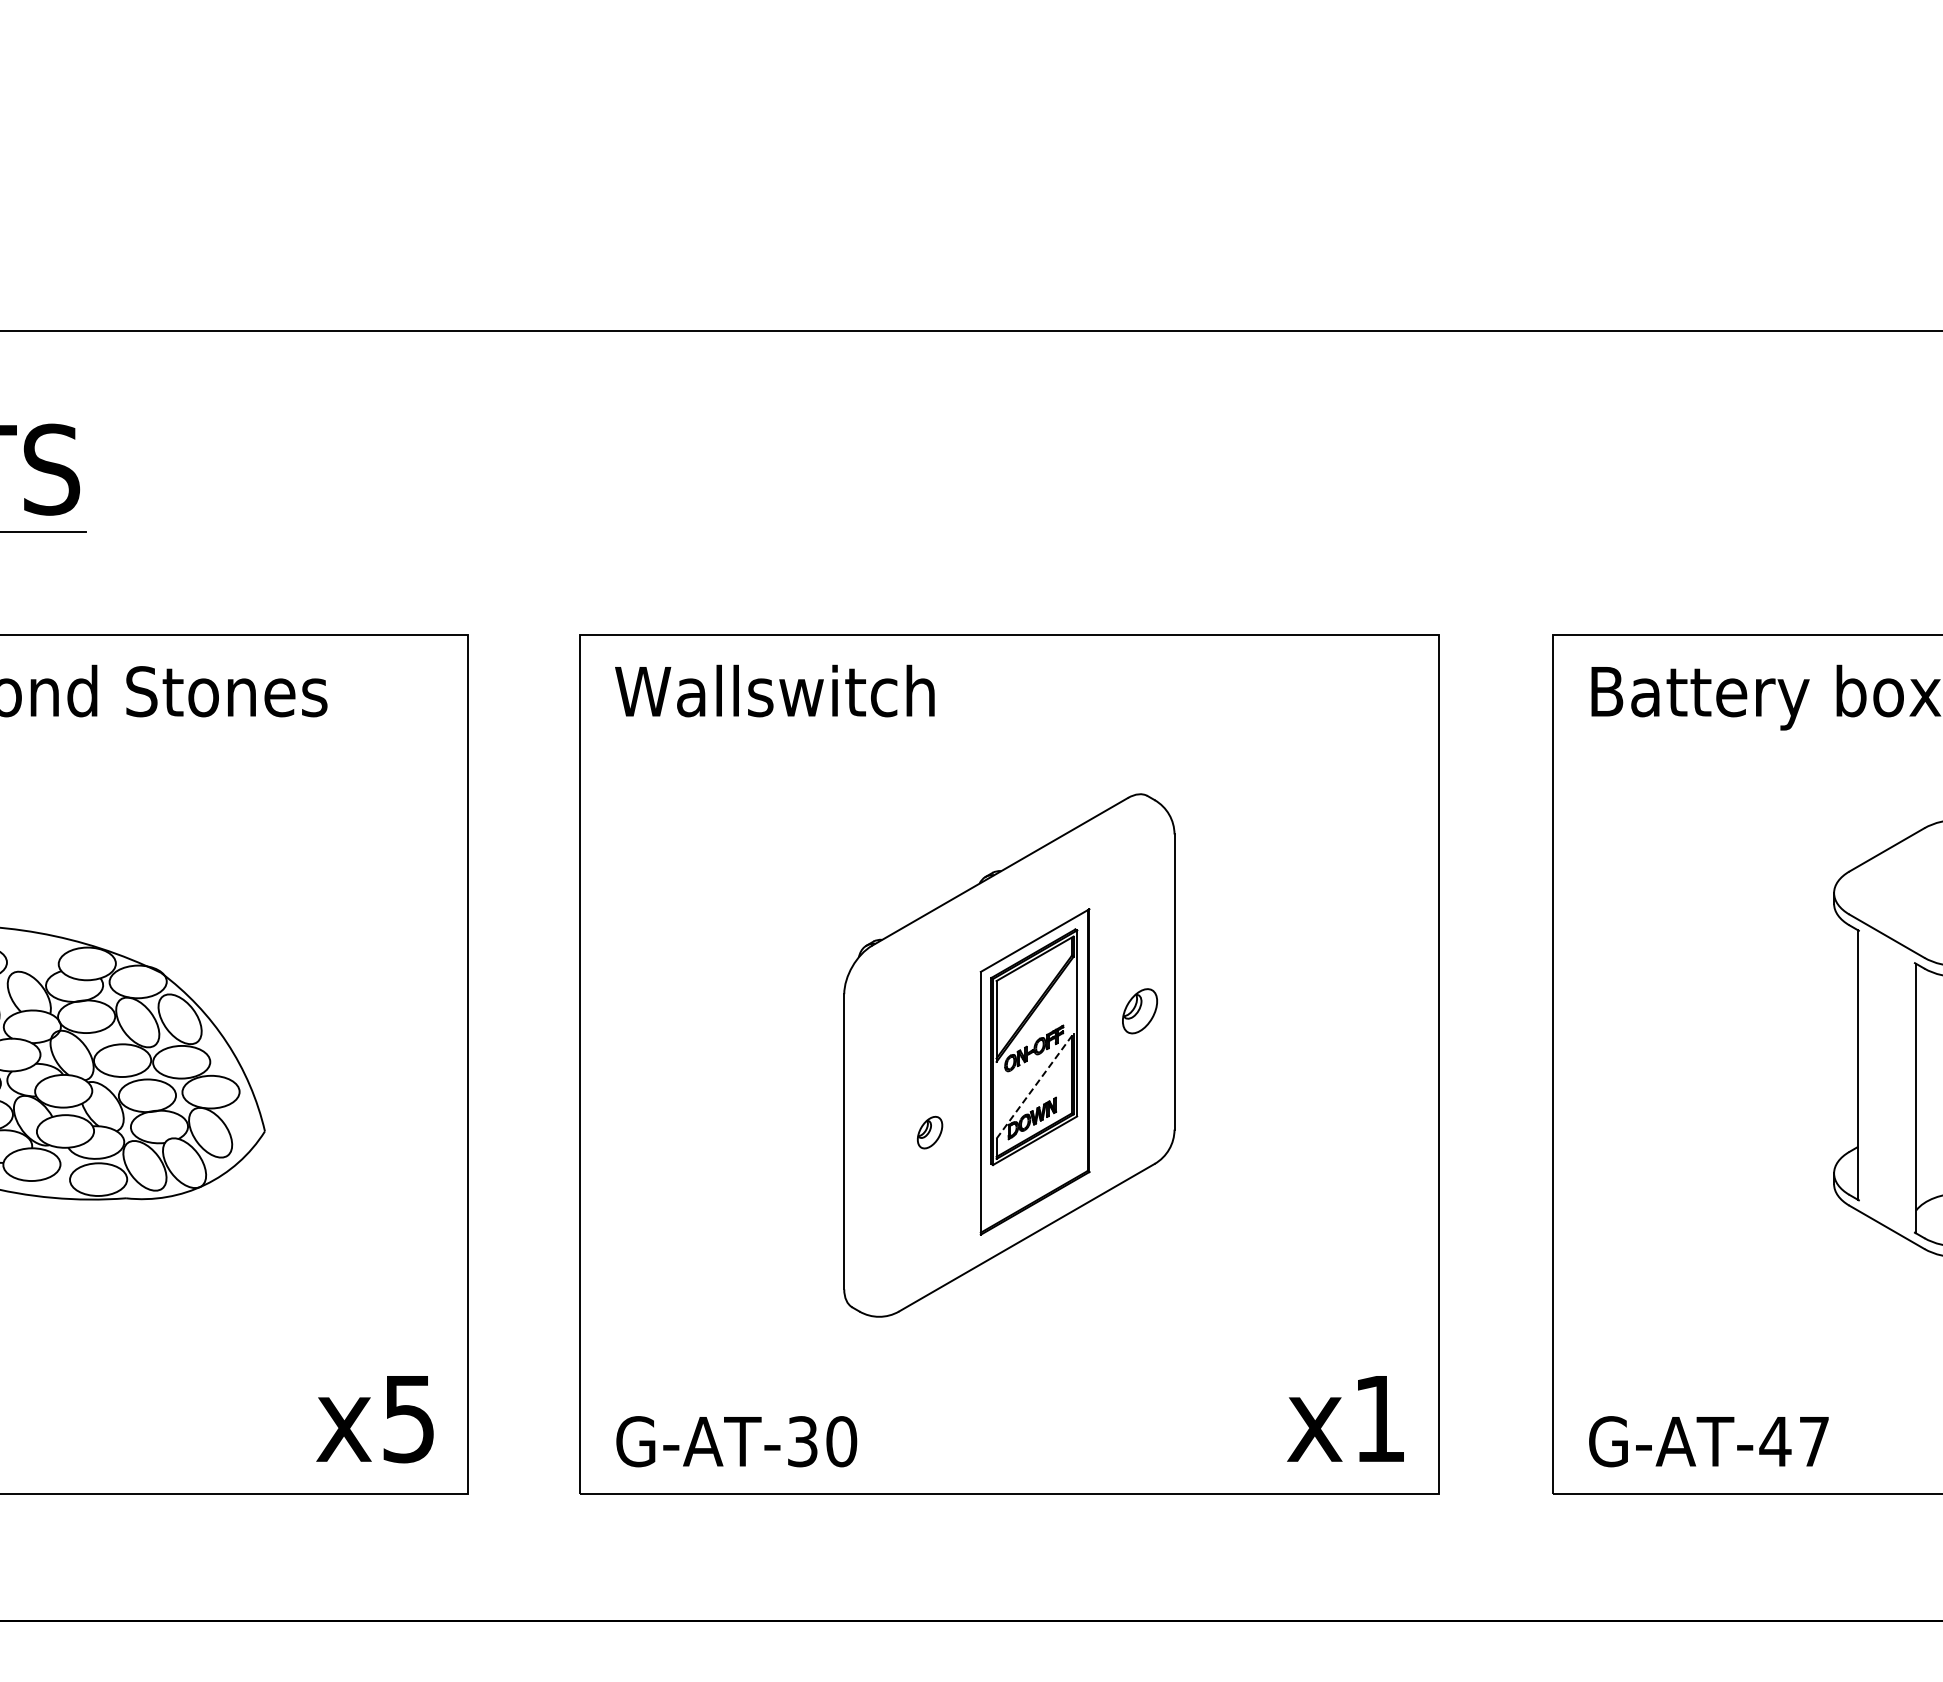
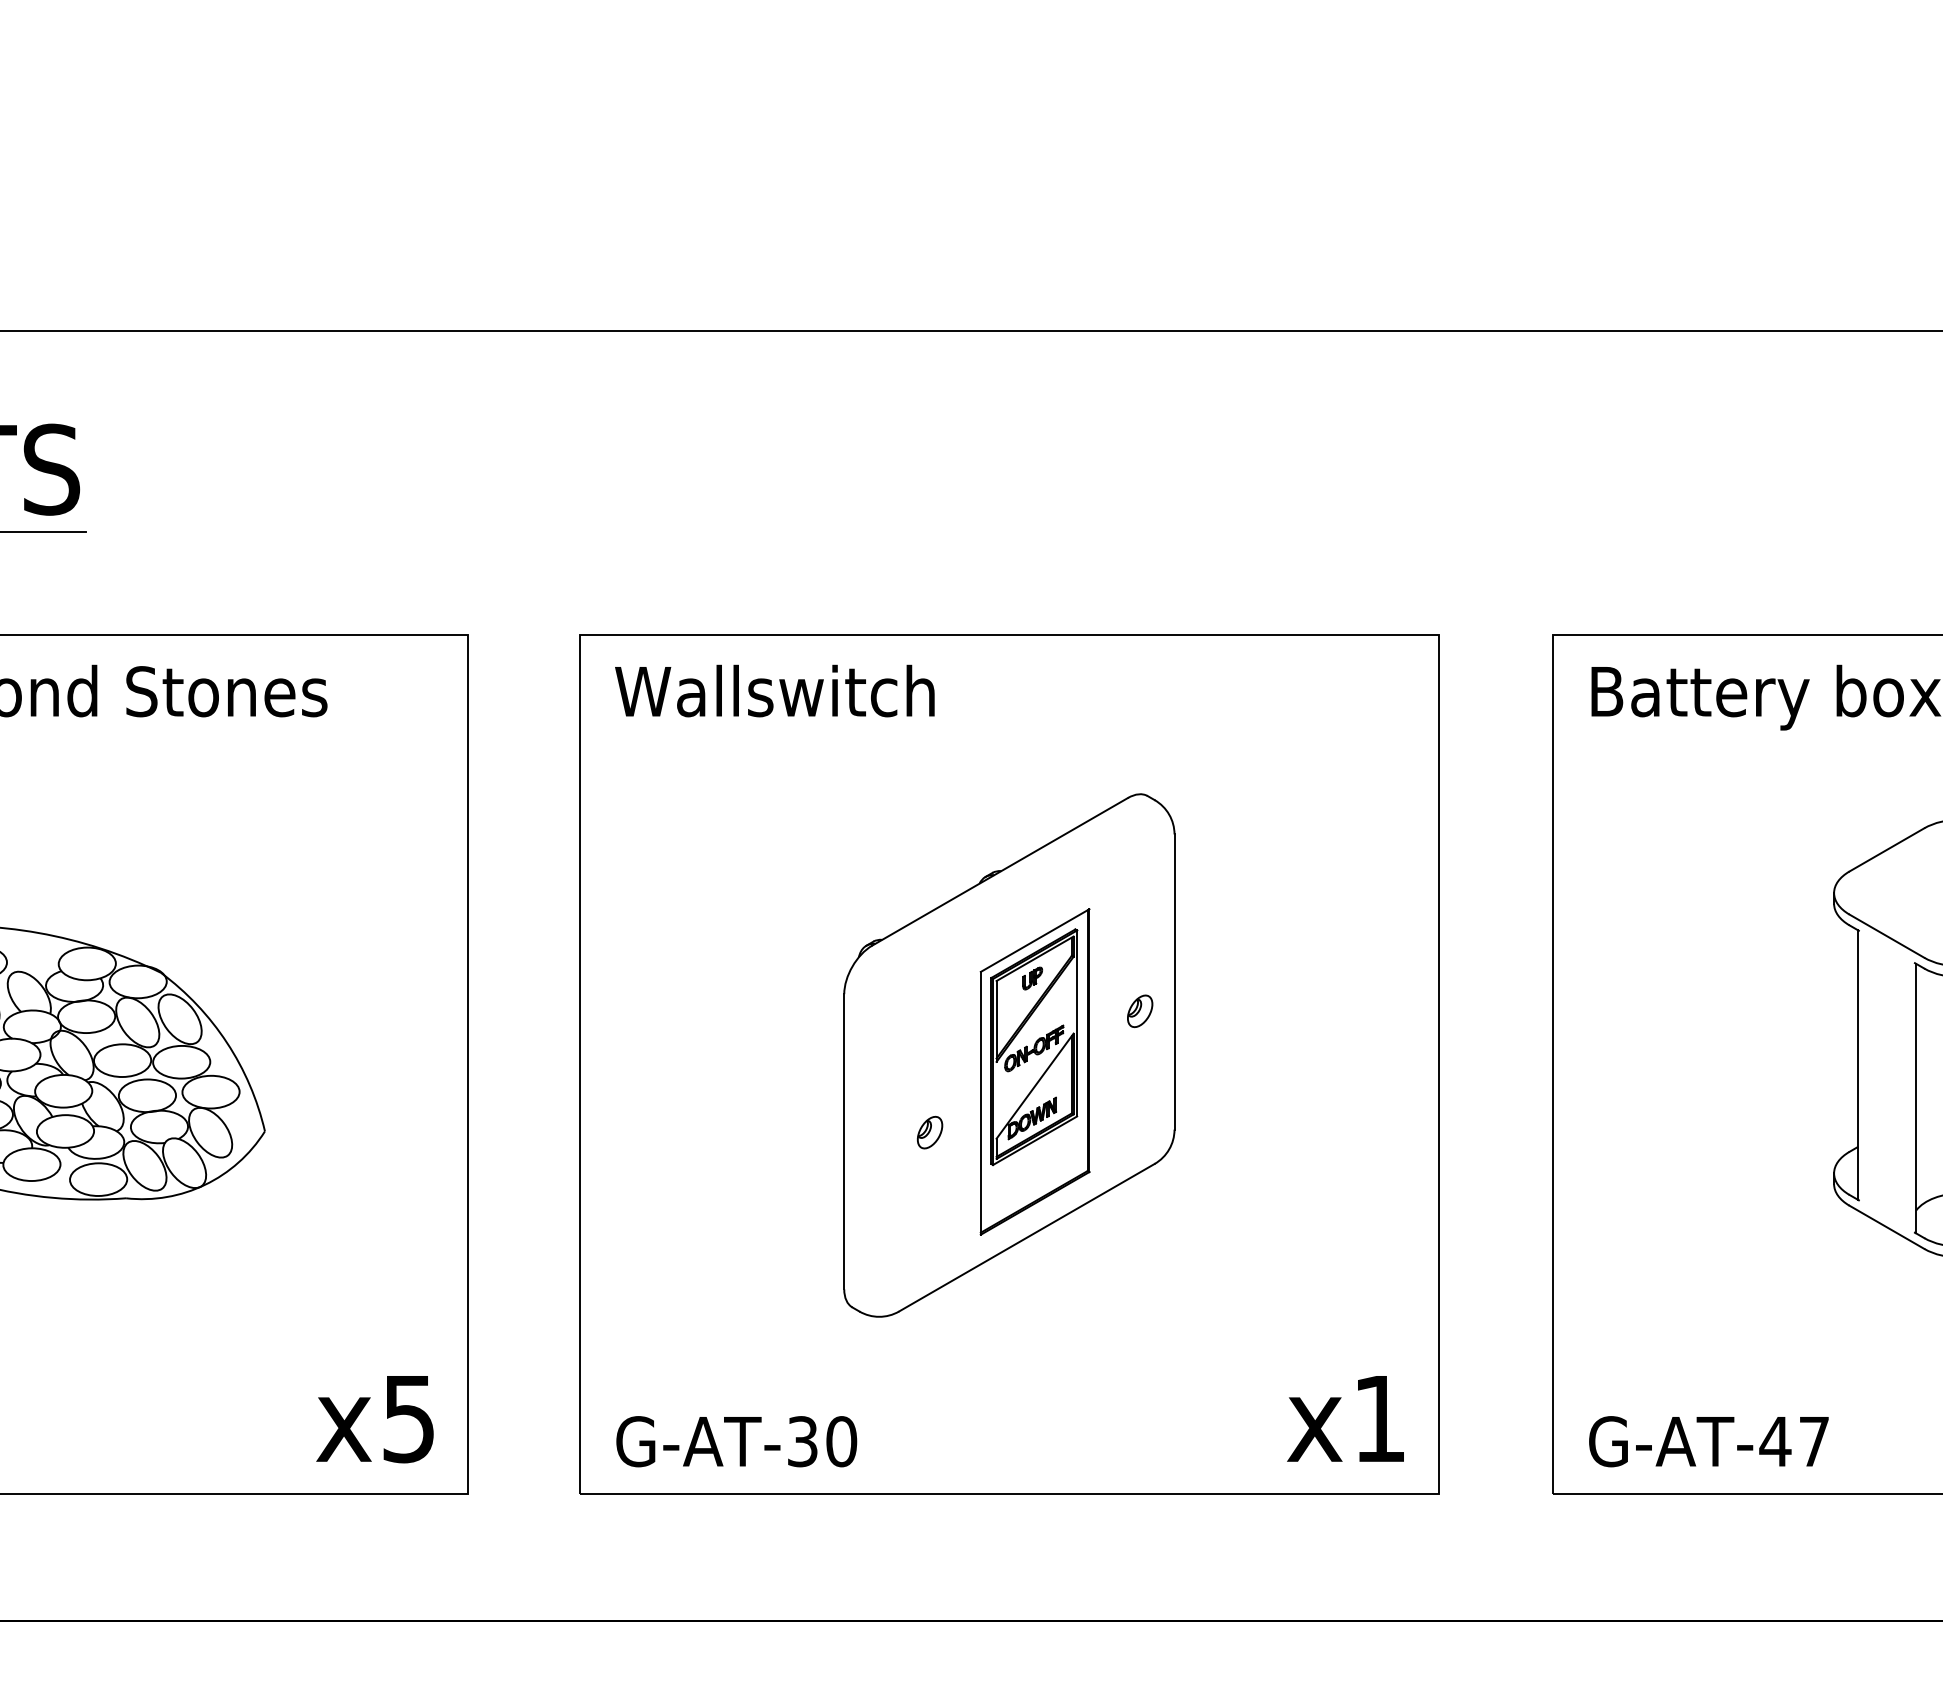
part: none -> present (1032, 978)
part size: 36x47 px -> 27x35 px (1140, 1011)
line: dashed -> solid (1035, 1085)
